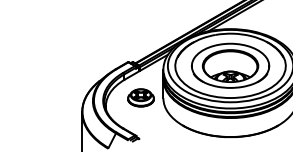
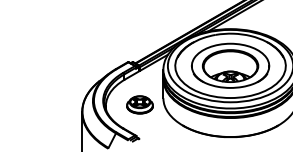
part position: (140, 97) -> (139, 104) (139, 104)
